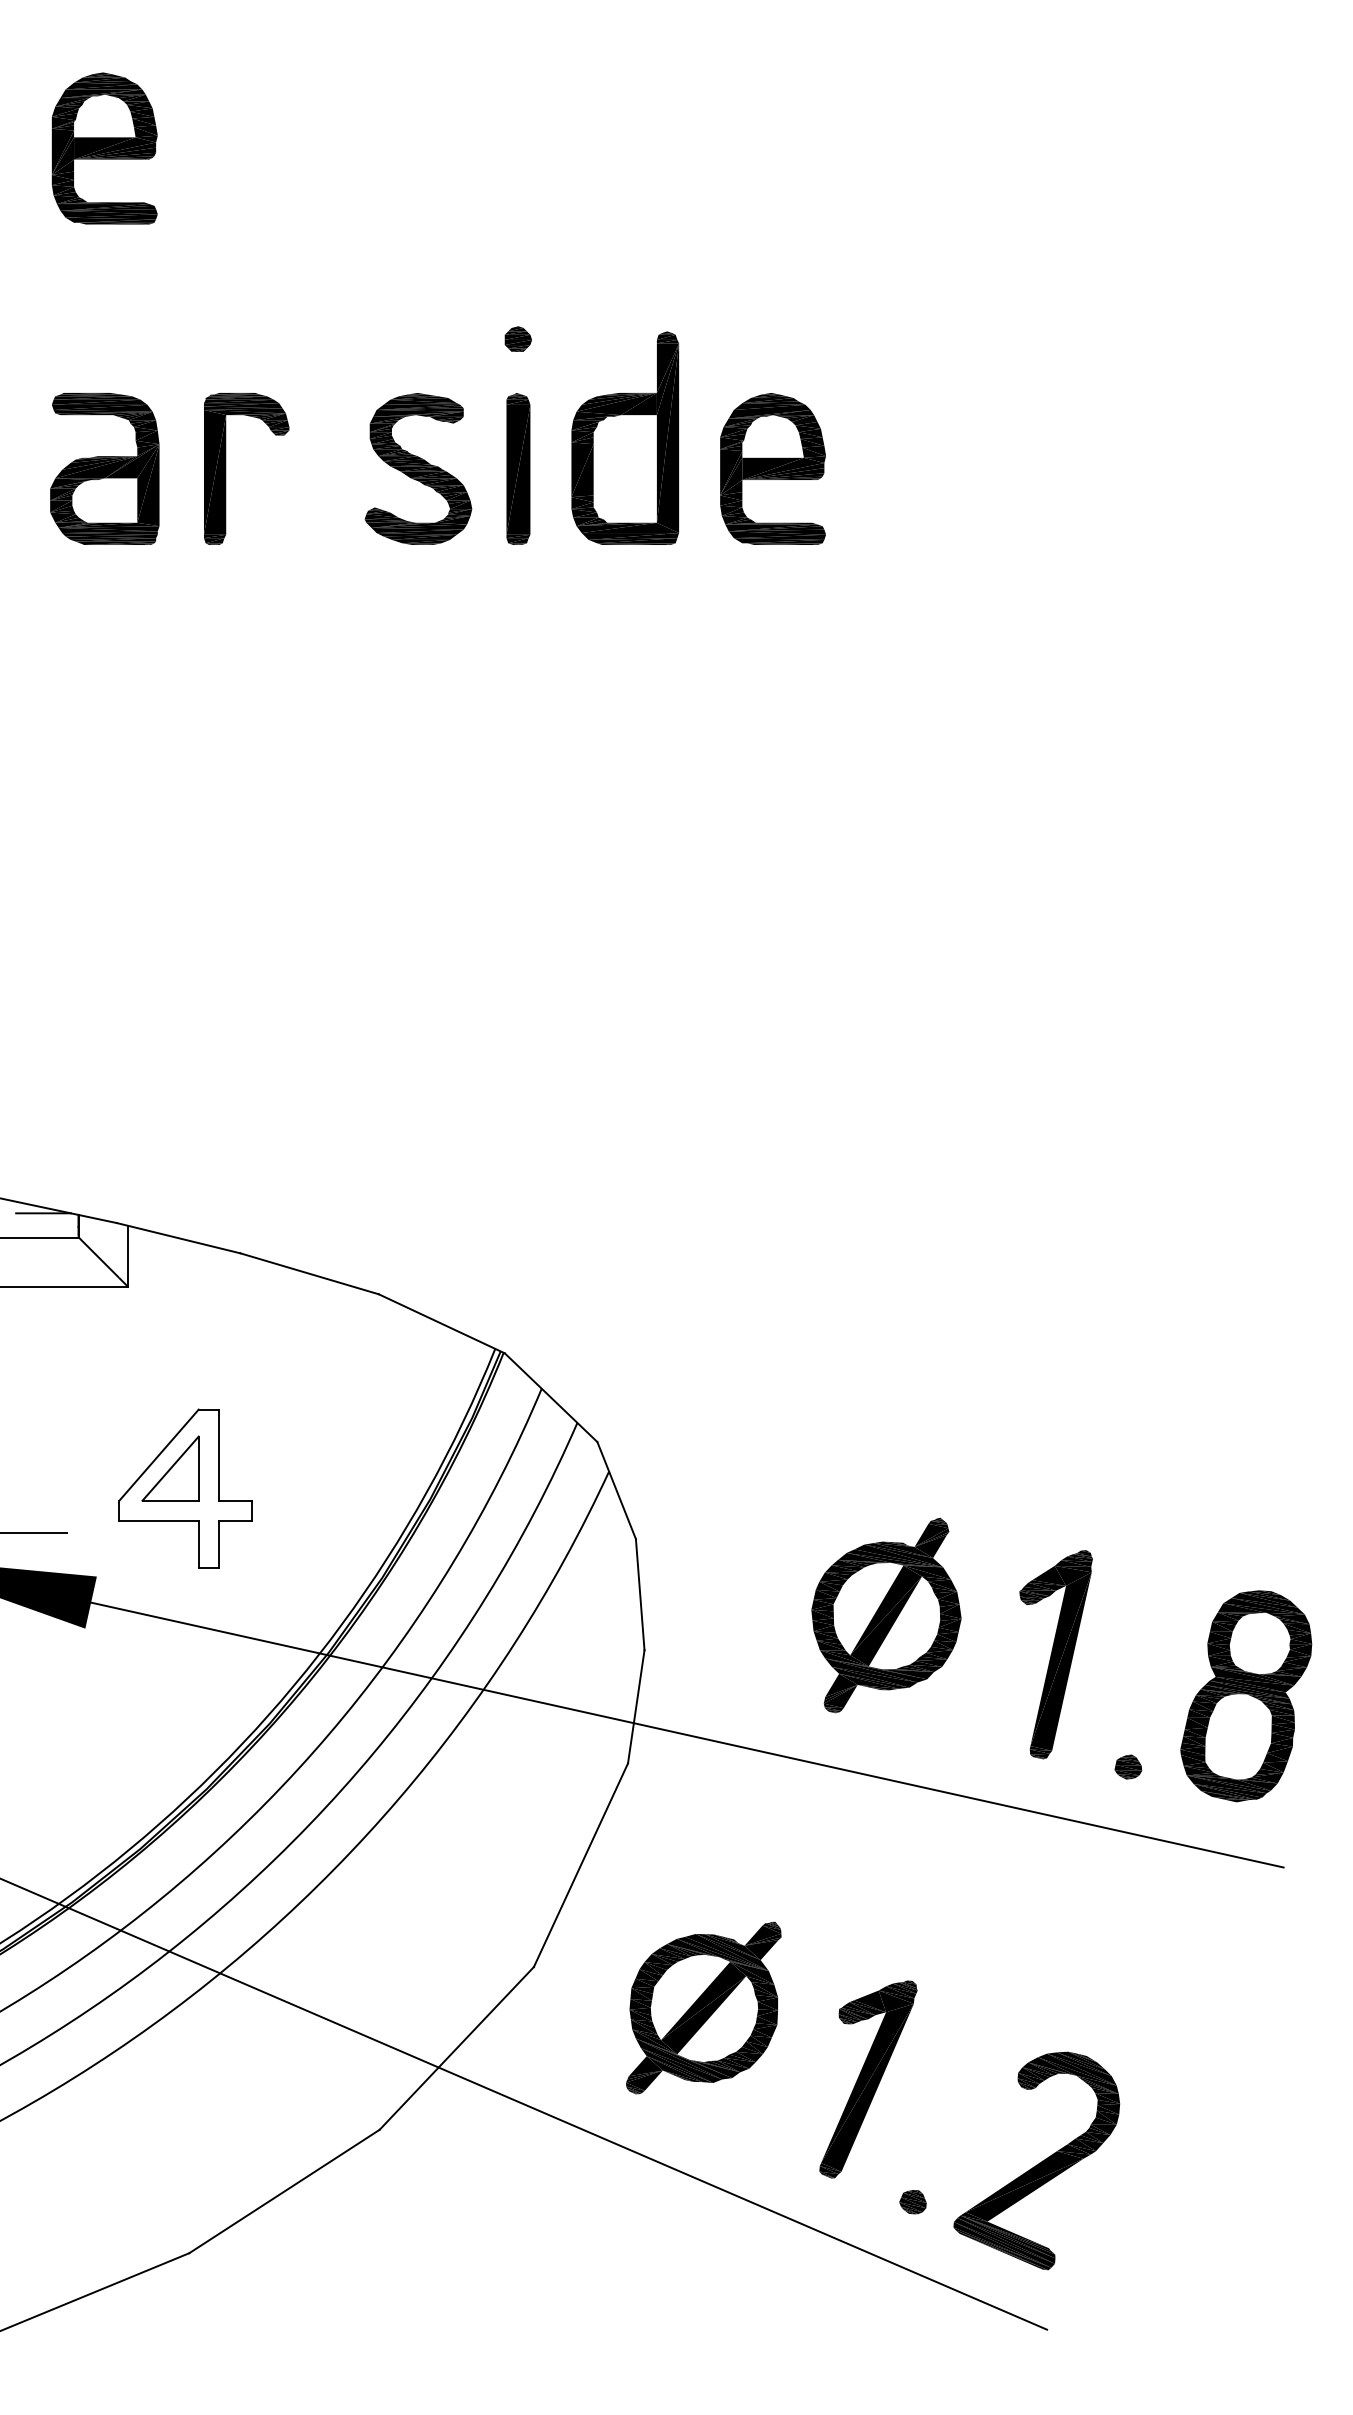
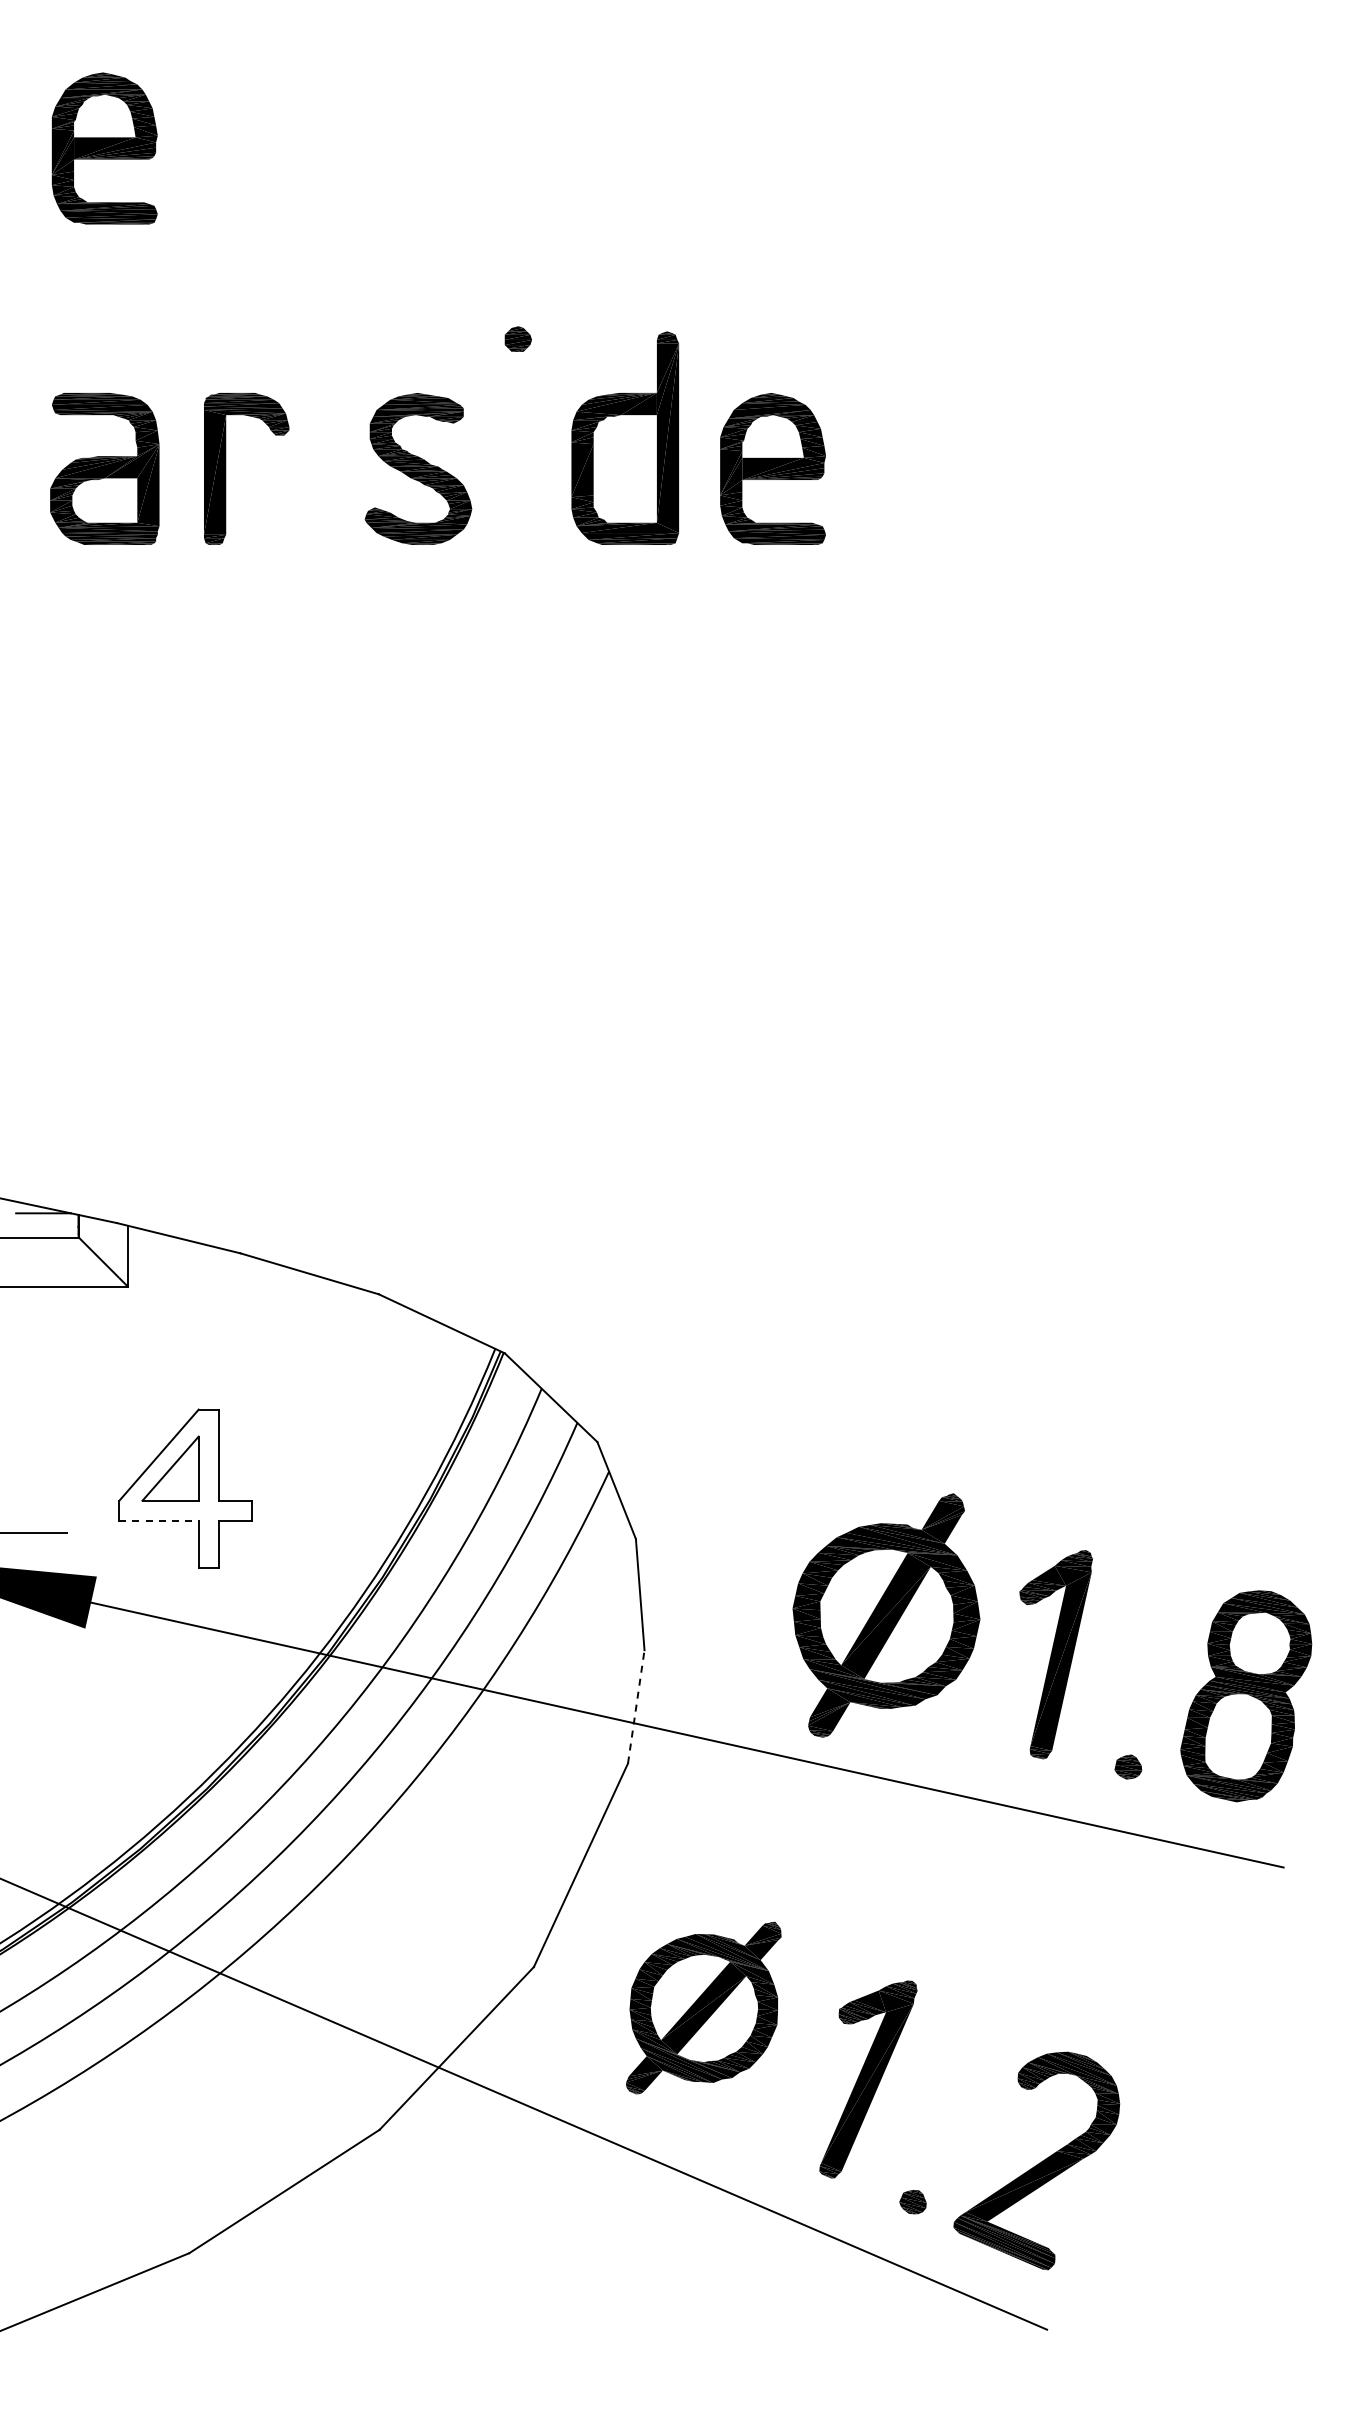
part: present -> none (518, 468)
line: solid -> dashed (159, 1521)
part size: 151x197 px -> 189x245 px (886, 1615)
line: solid -> dashed (636, 1706)
